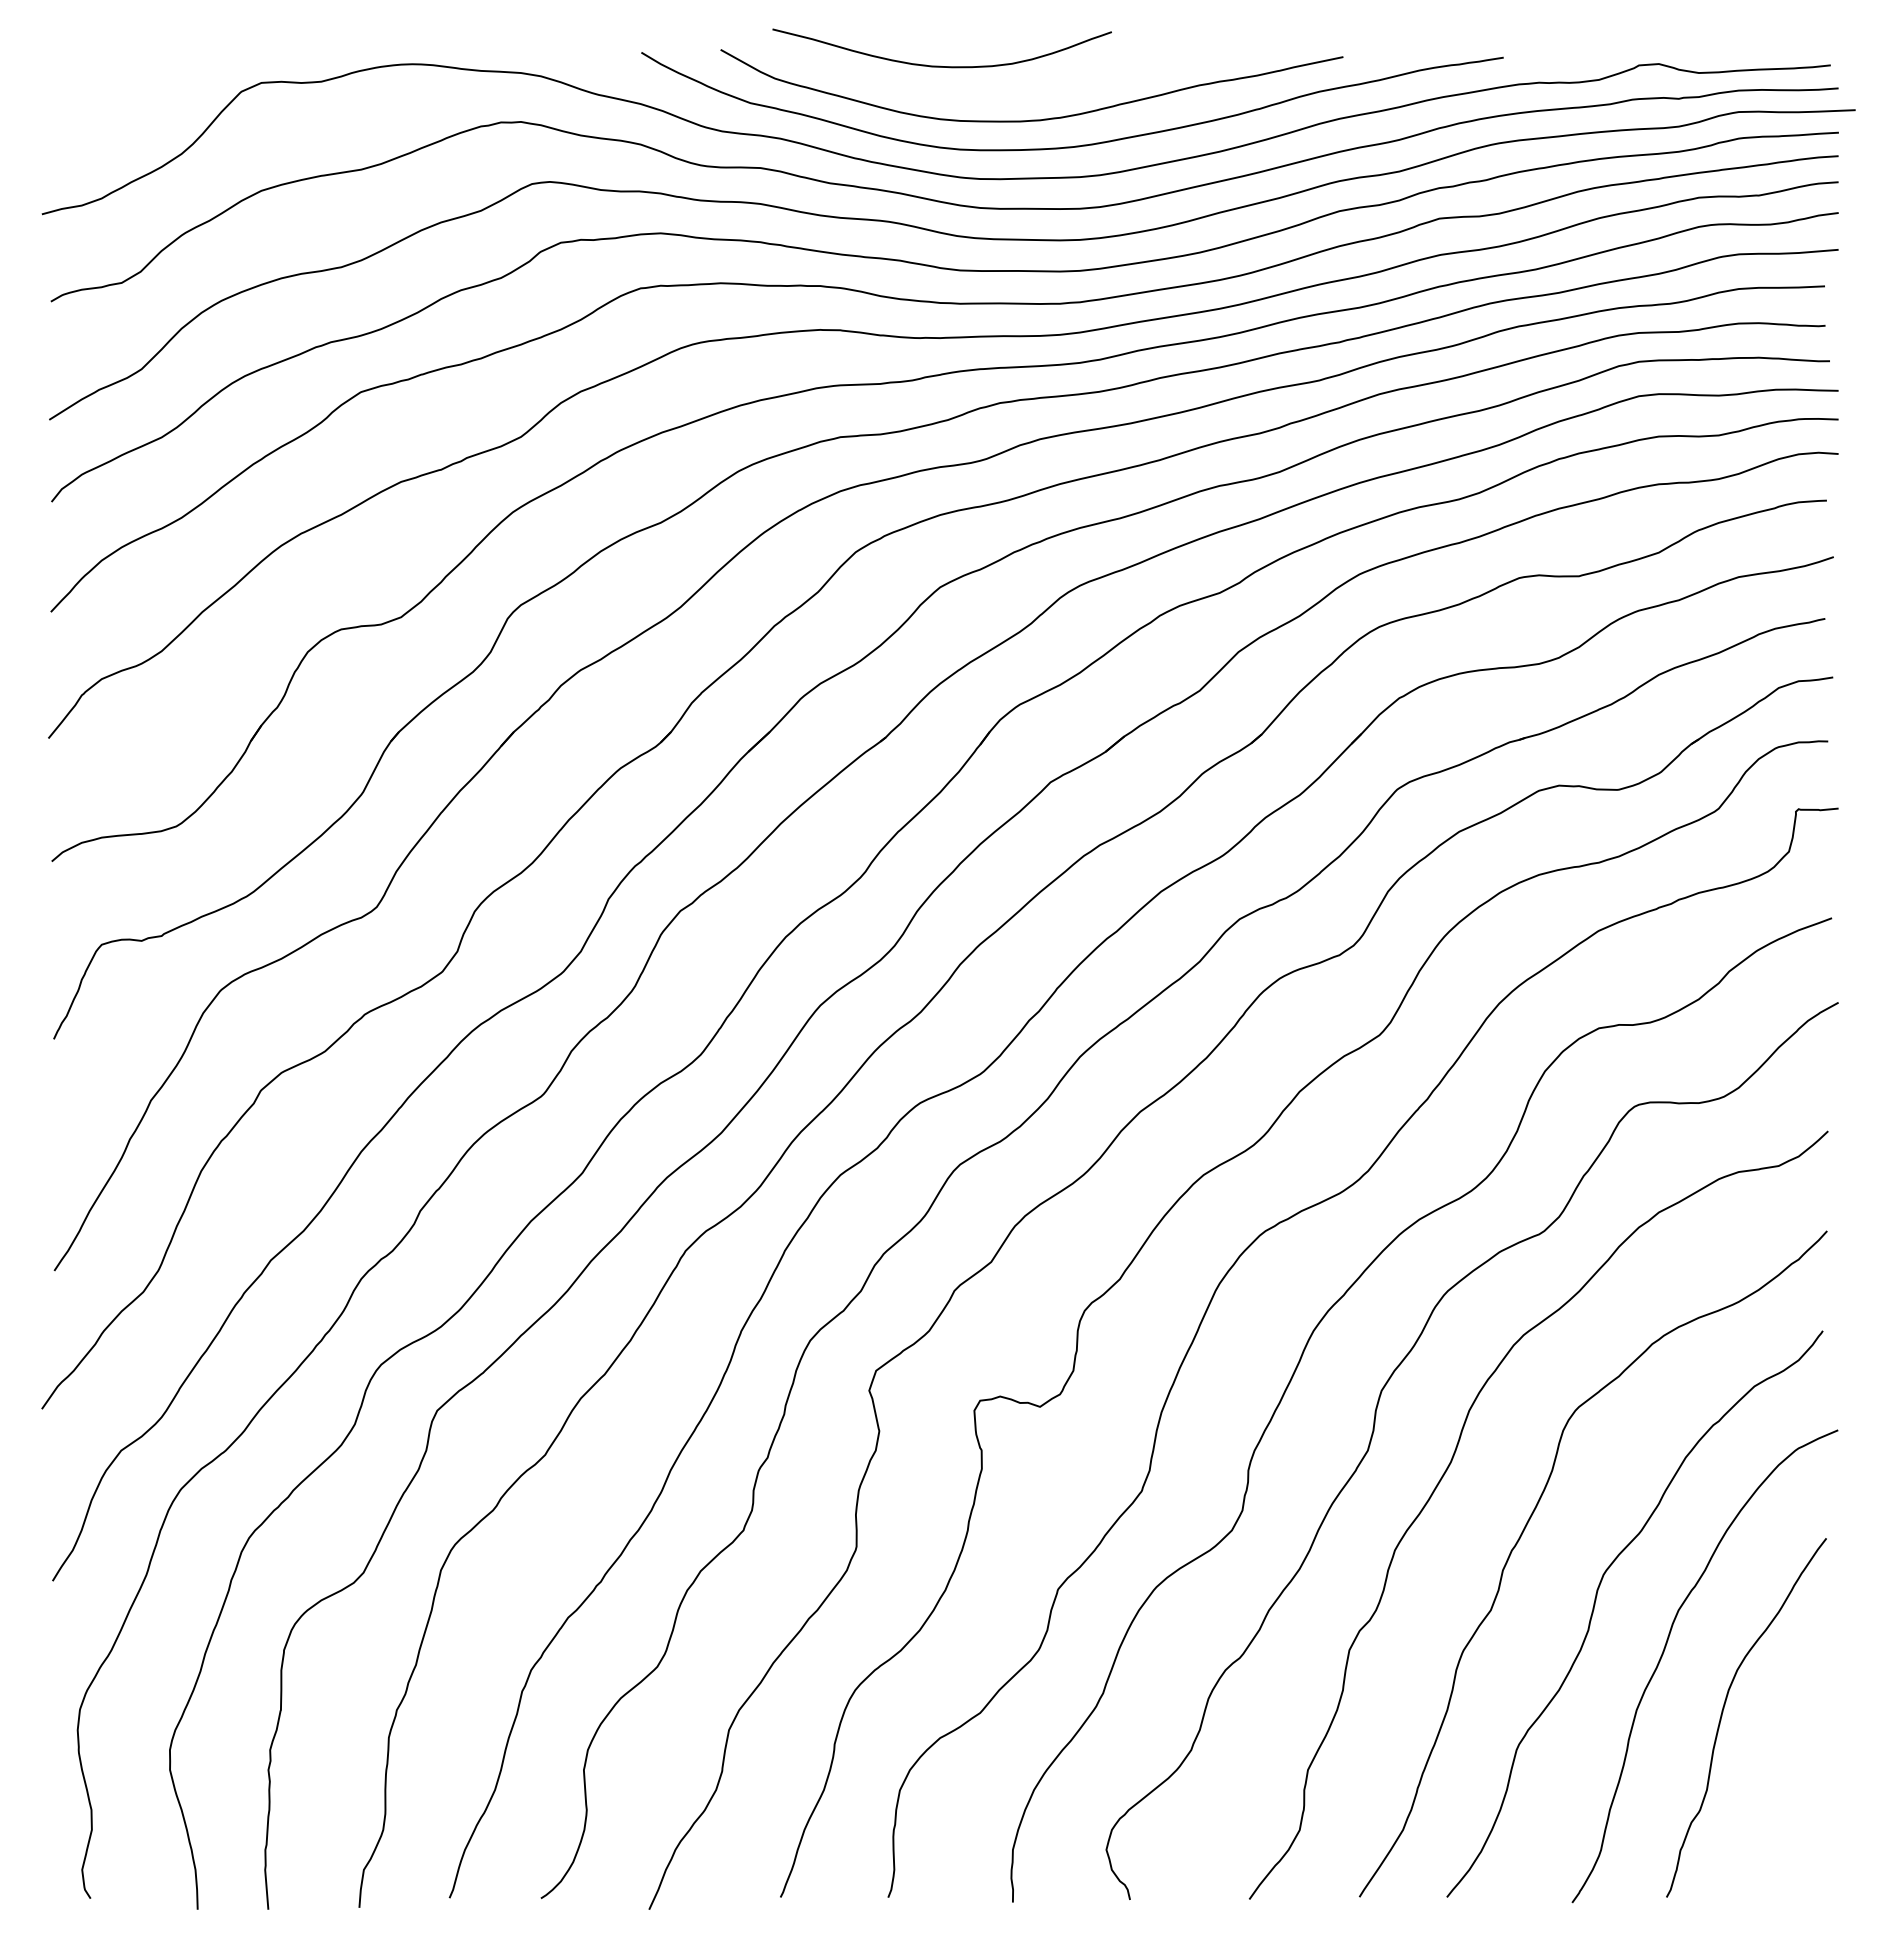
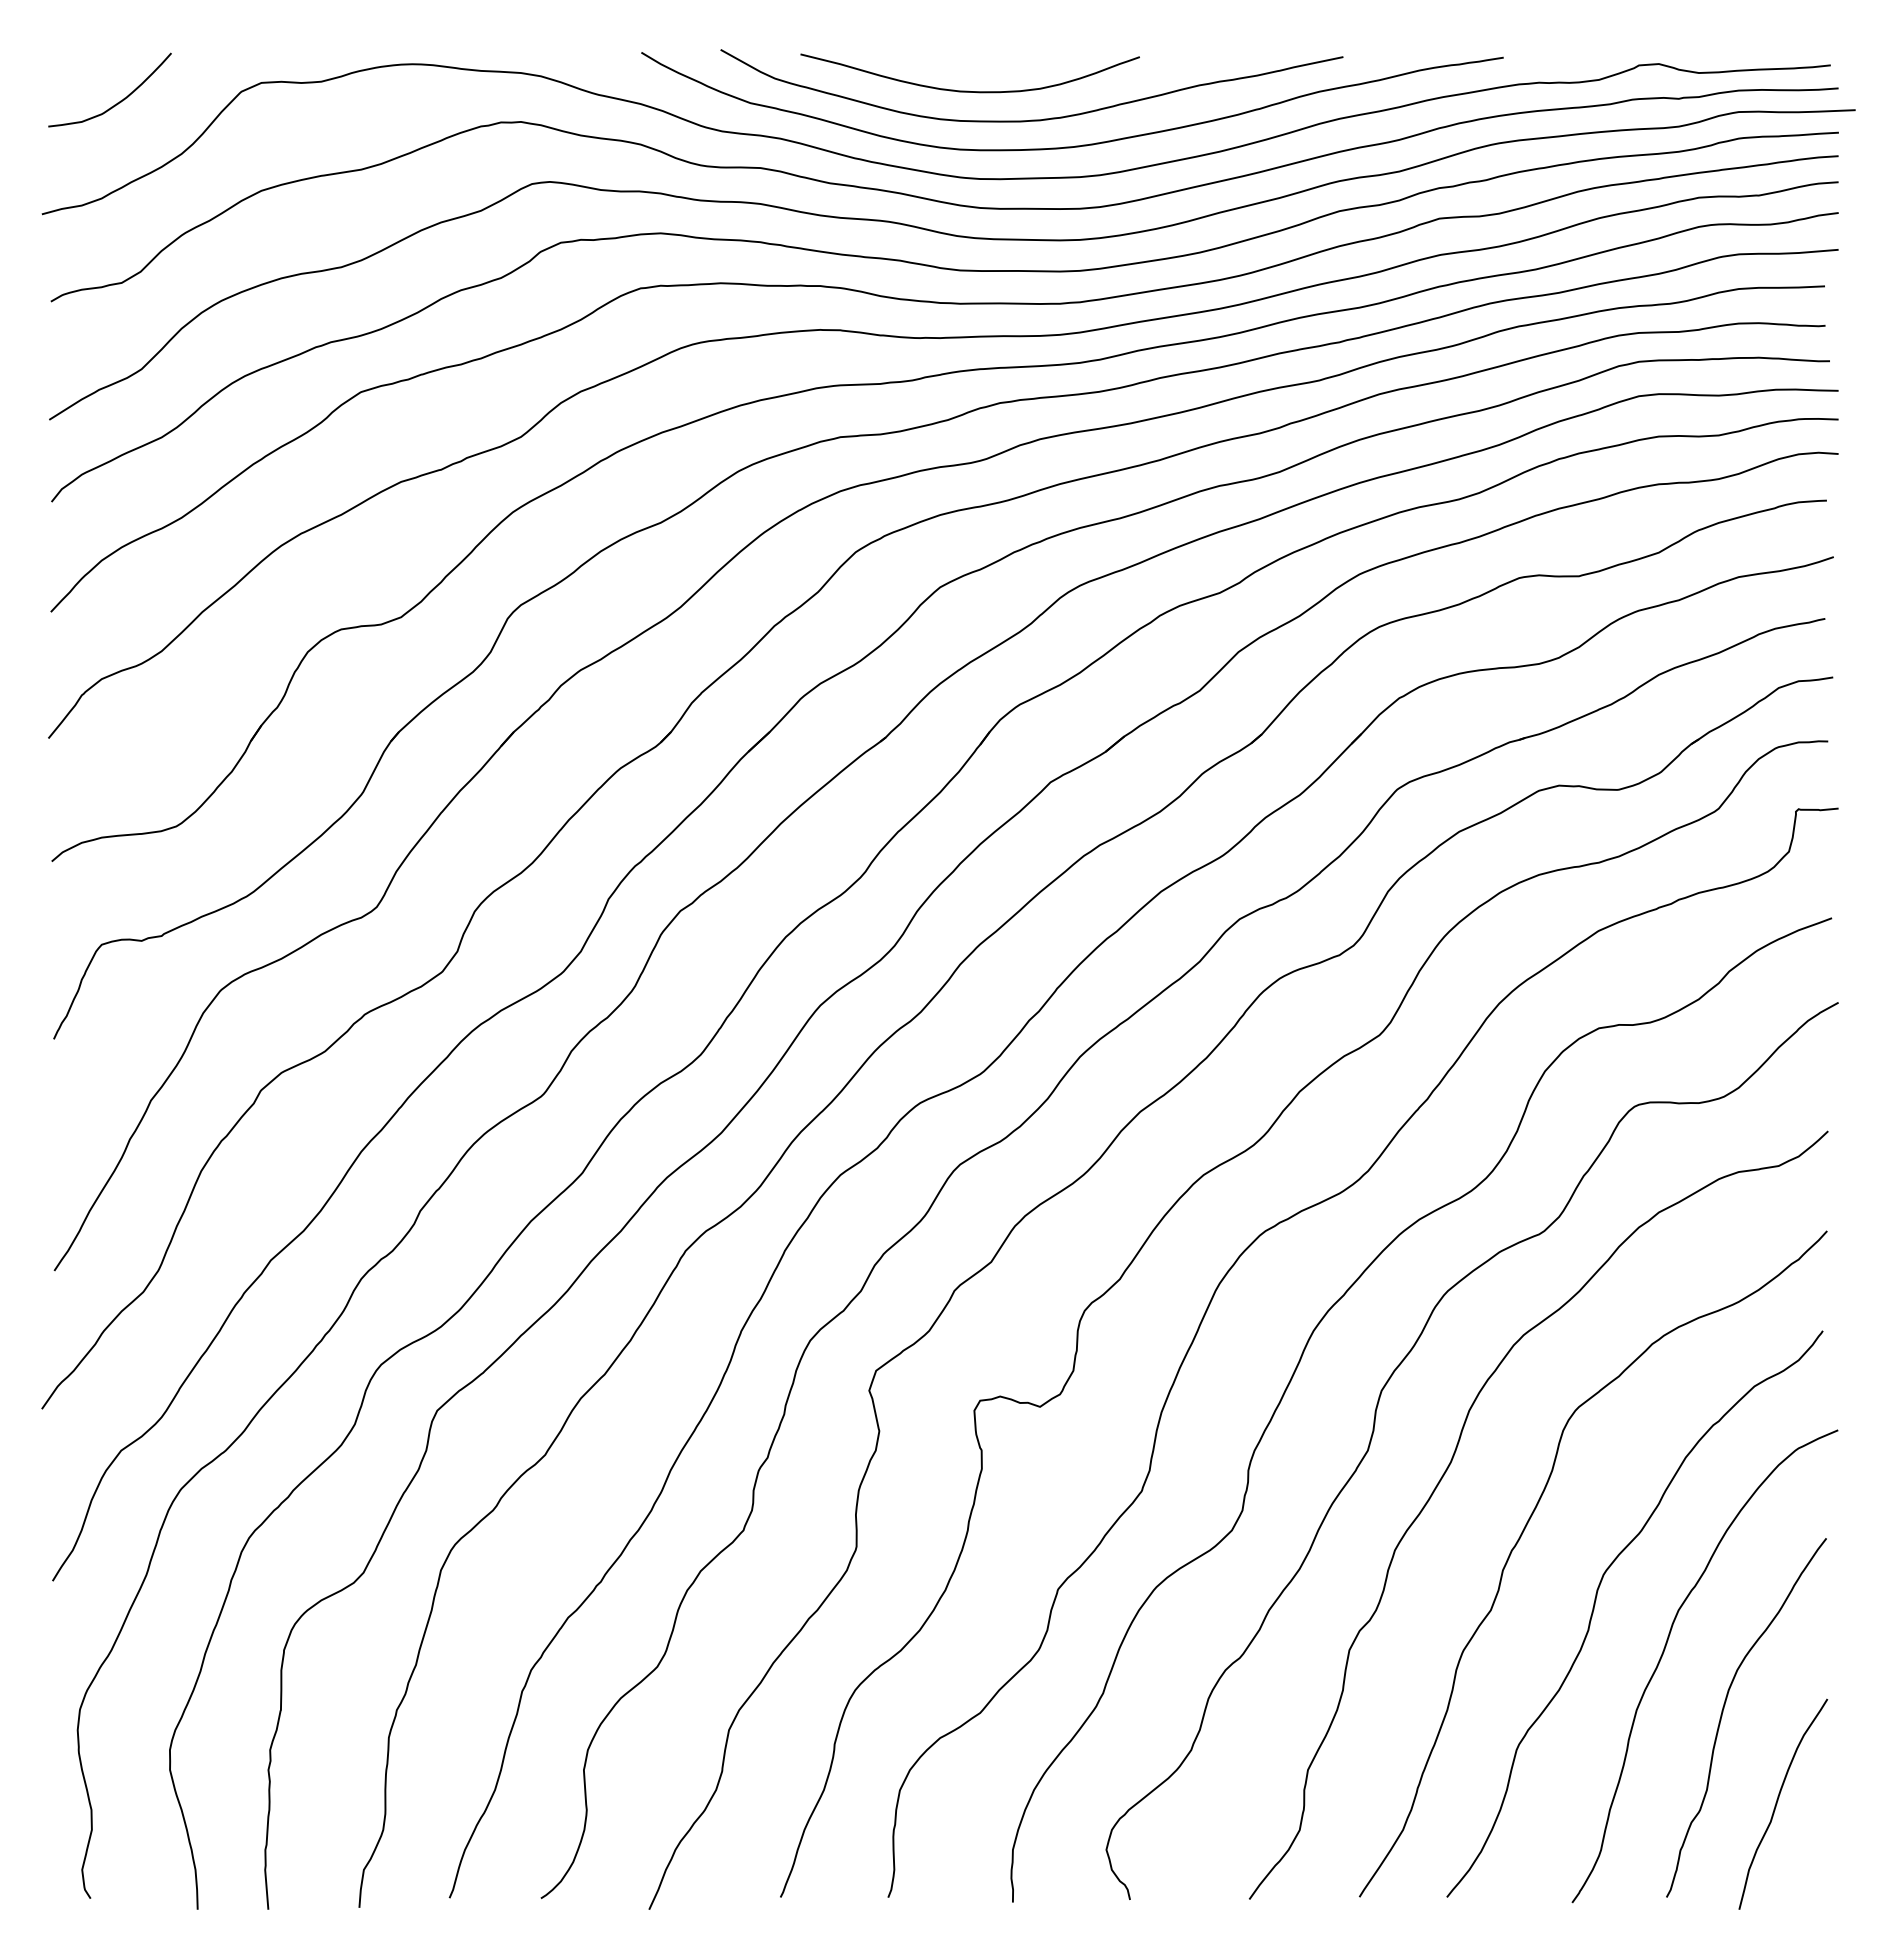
curve position: (940, 65) -> (968, 90) (968, 90)
curve: none -> present (117, 102)
curve: none -> present (1778, 1800)
